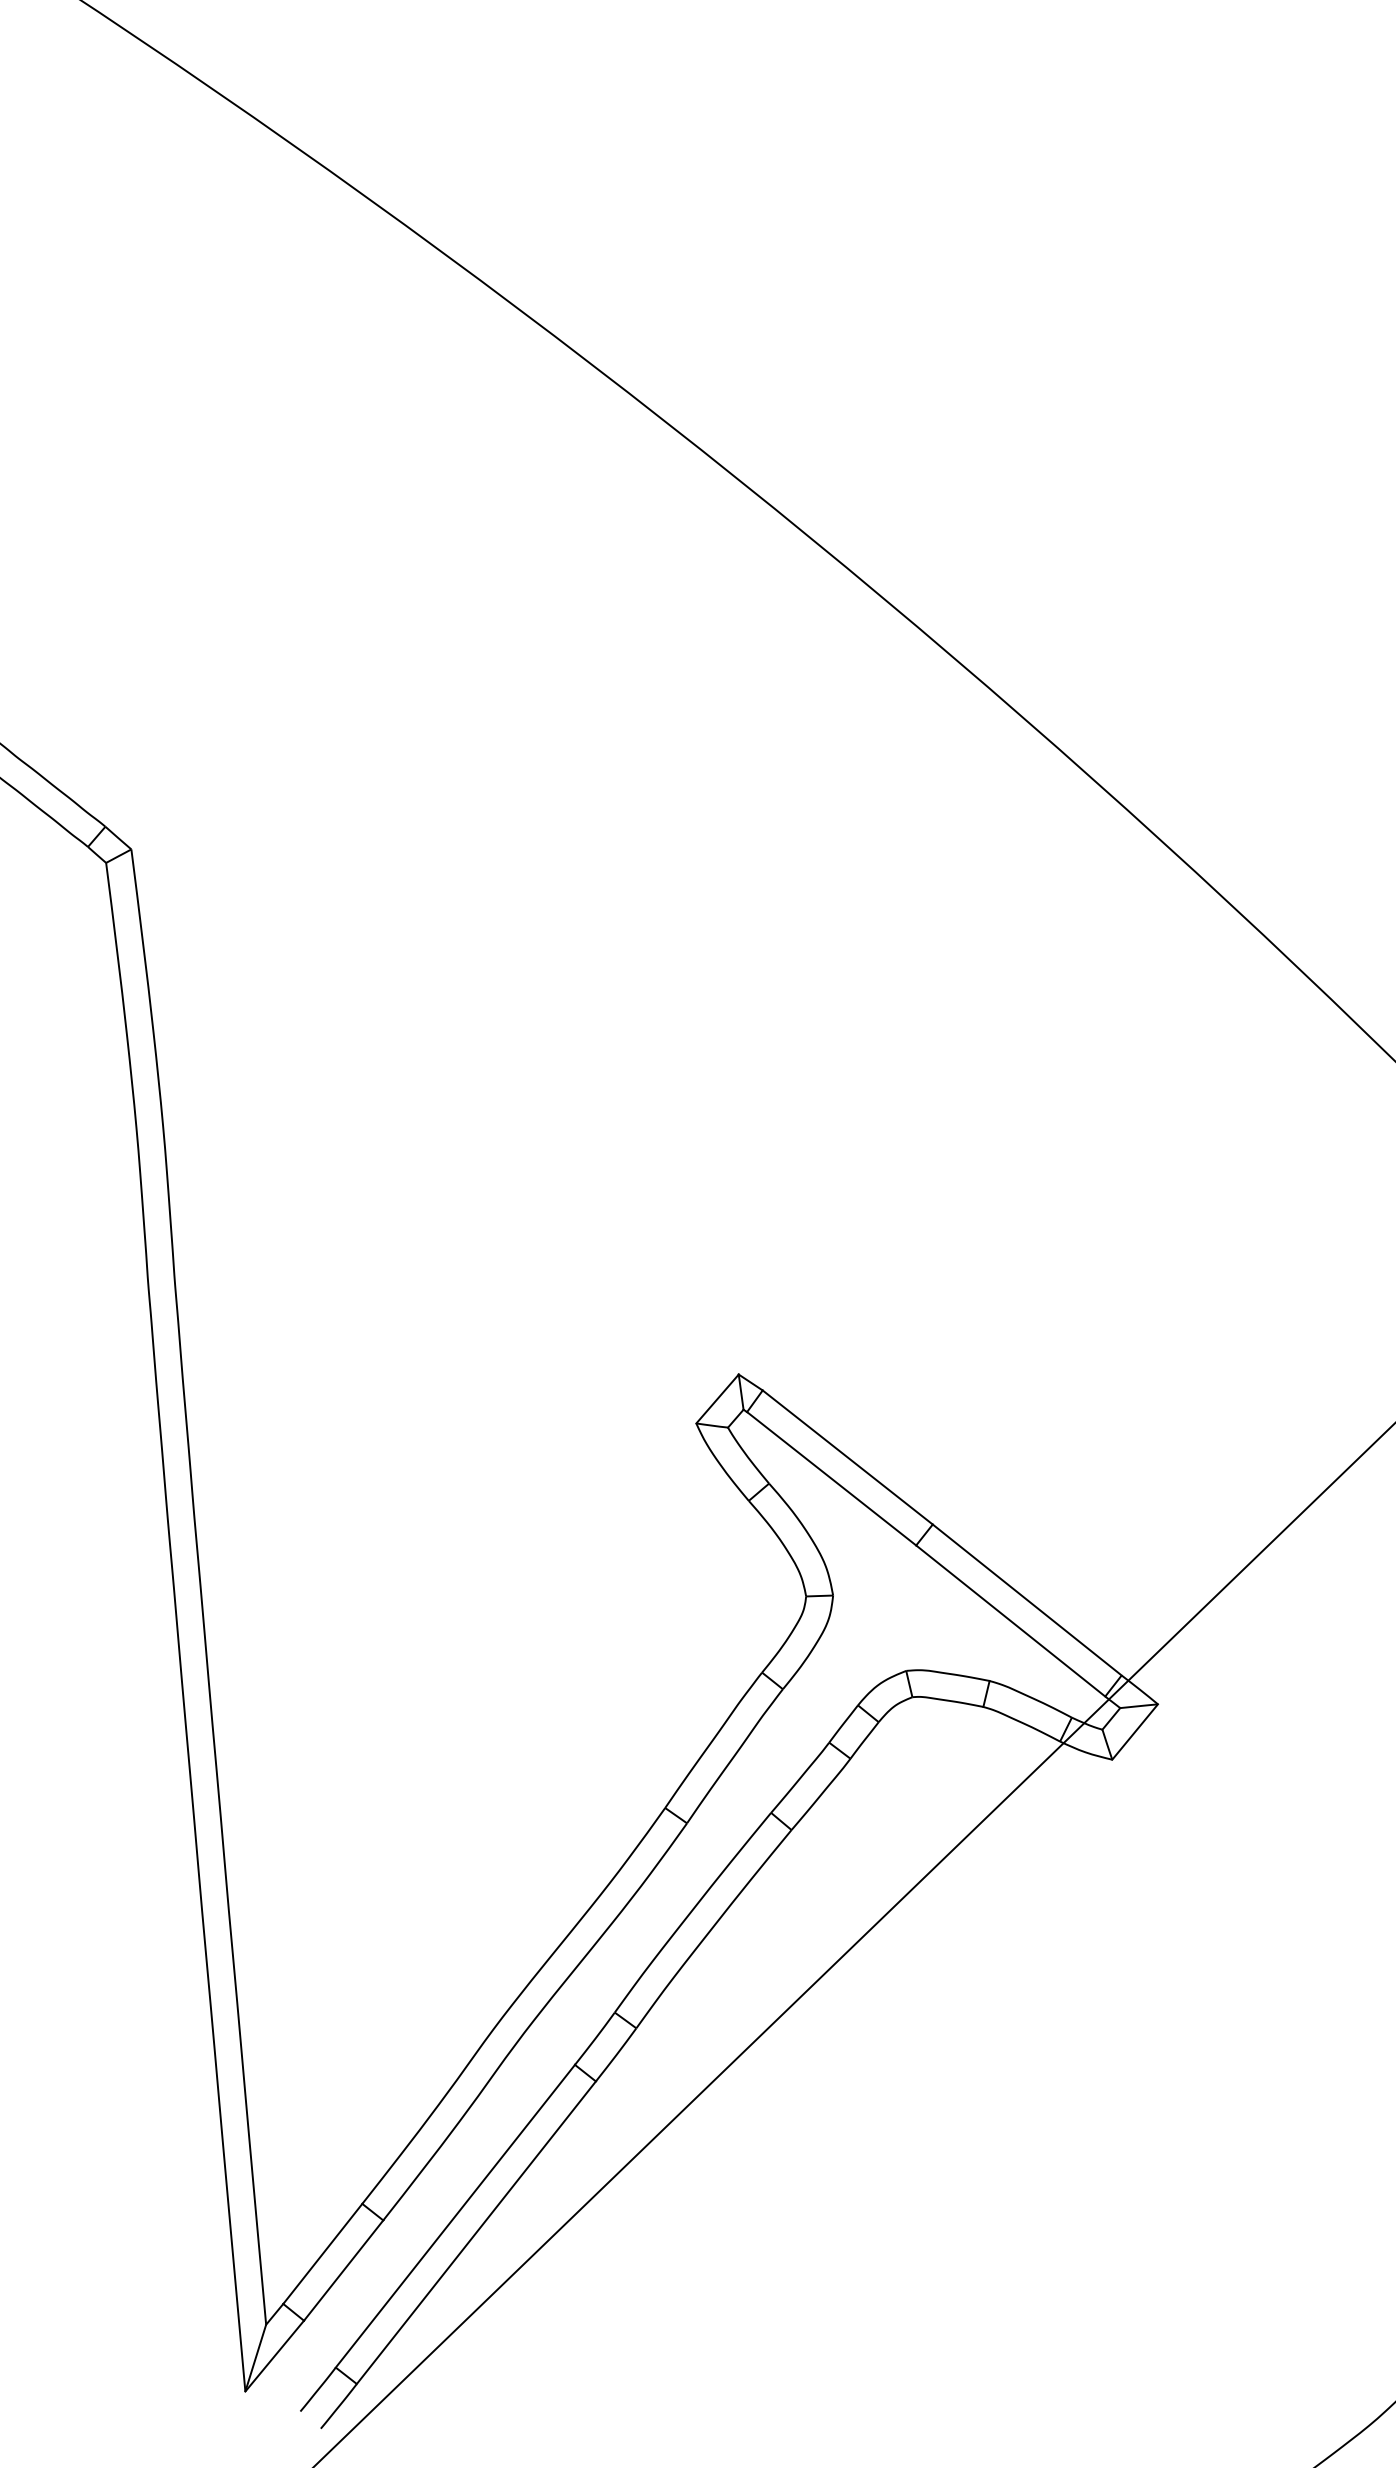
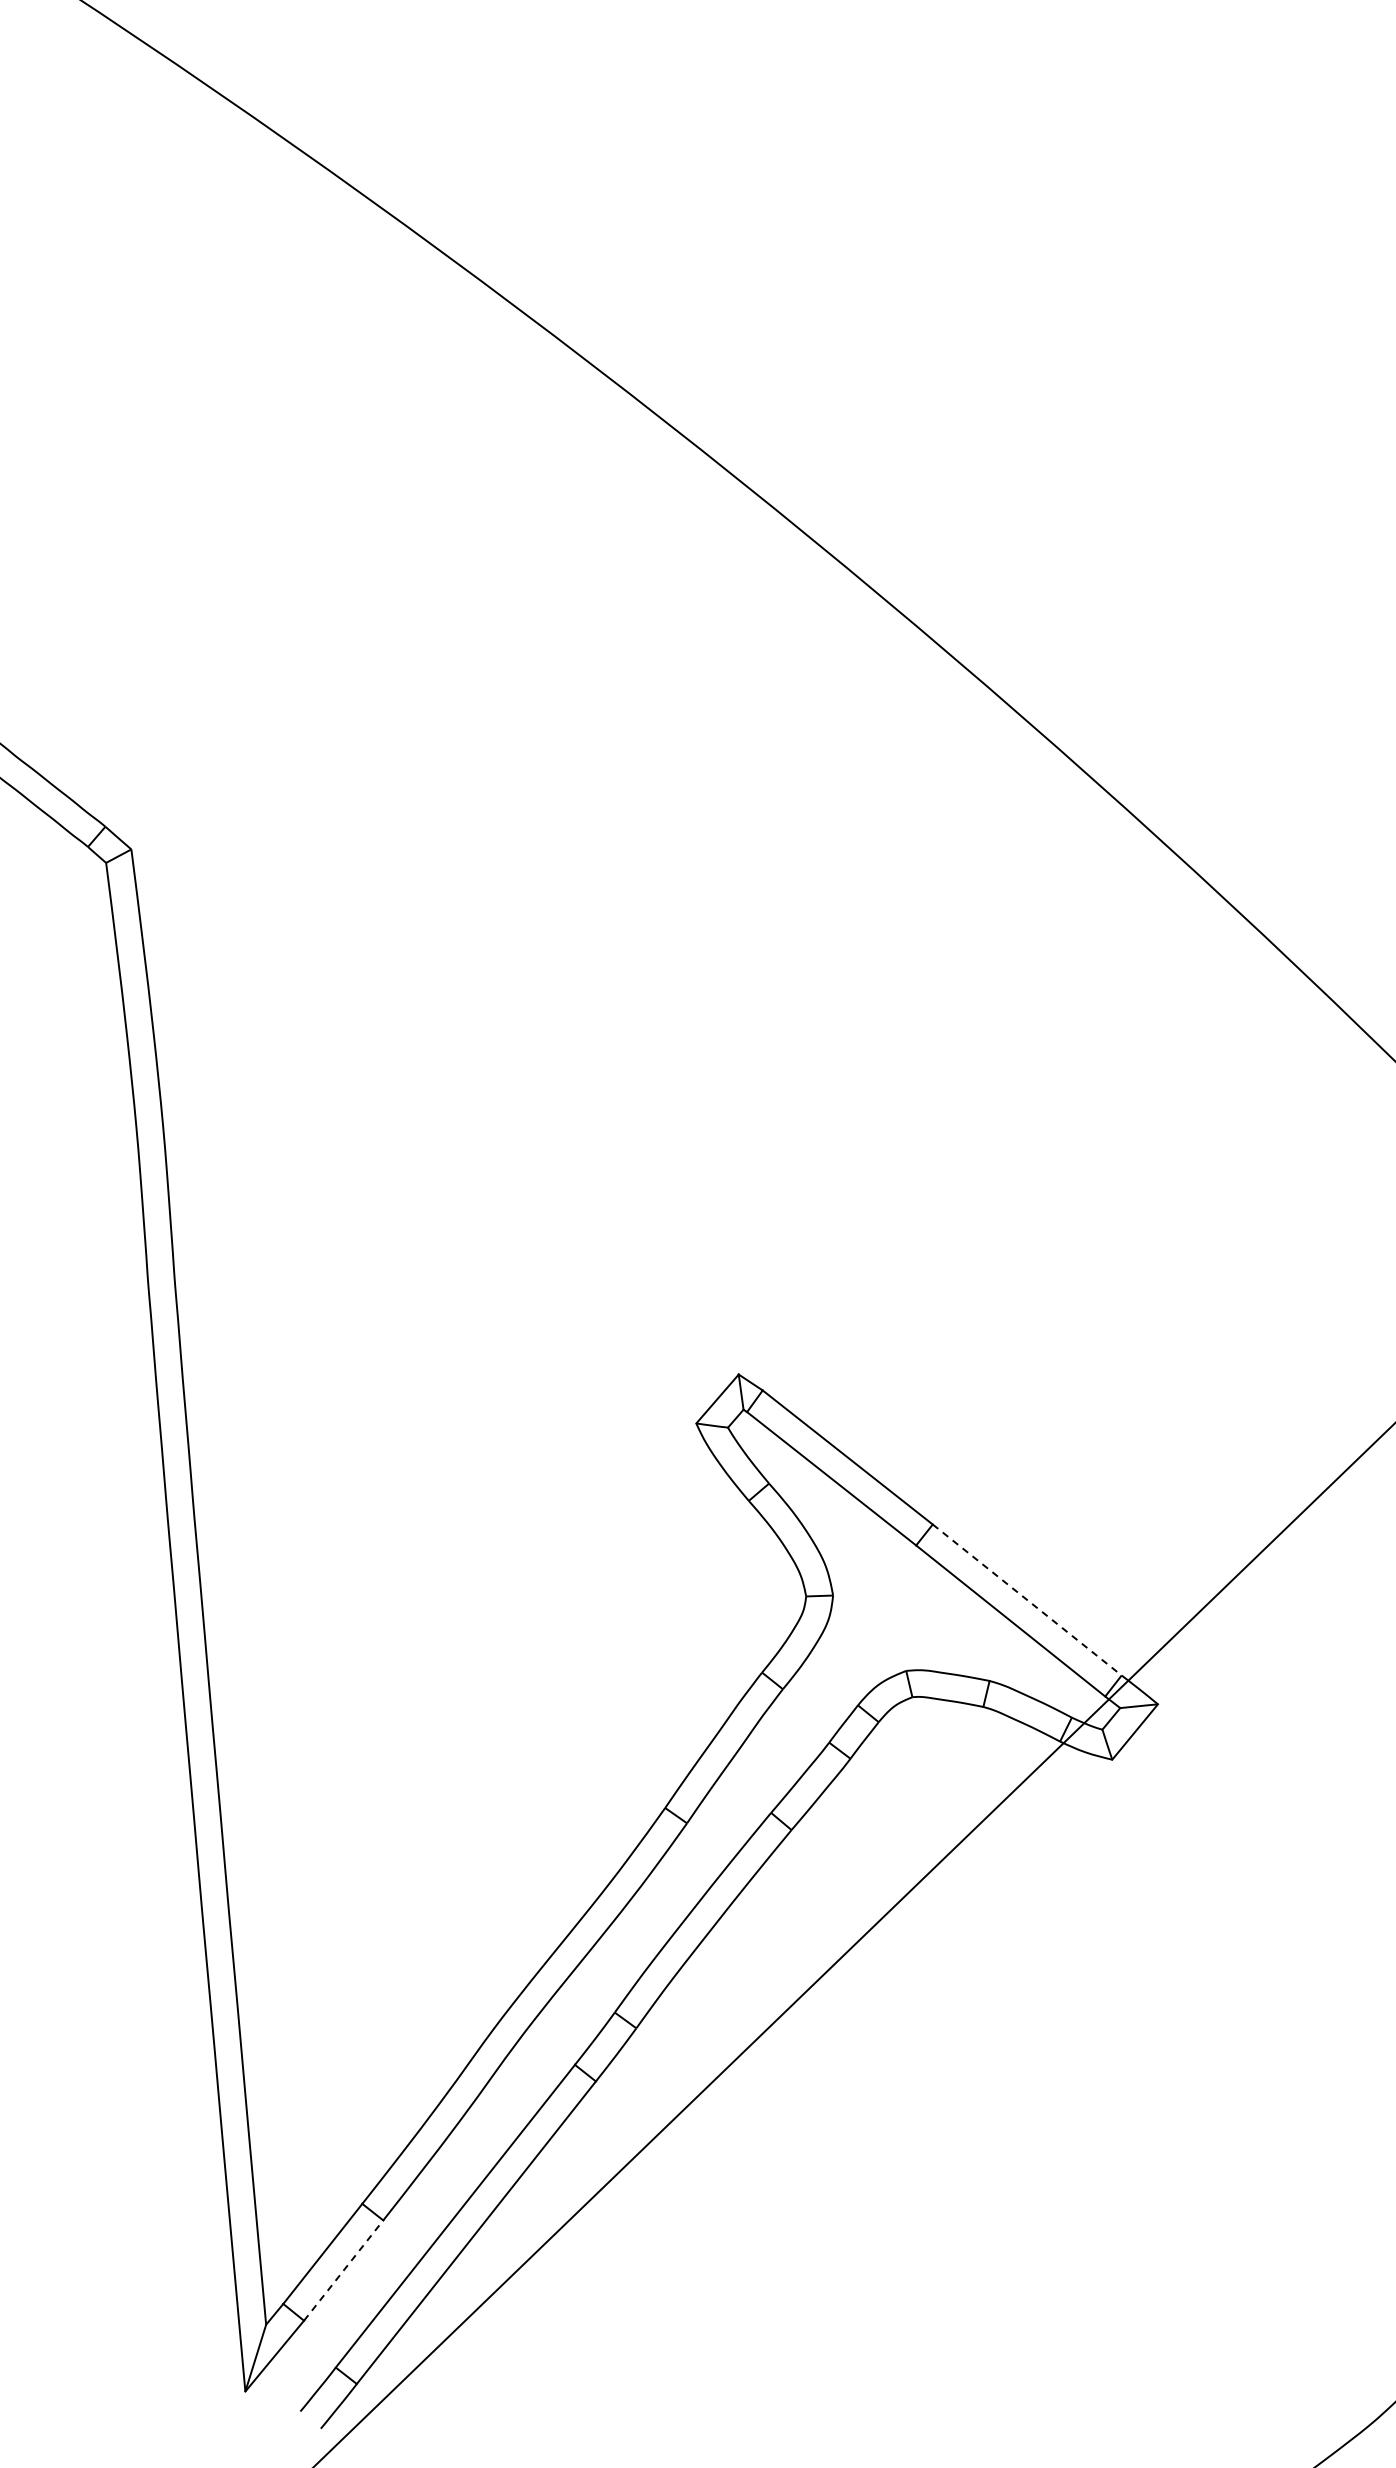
line: solid -> dashed (1027, 1600)
line: solid -> dashed (343, 2270)
